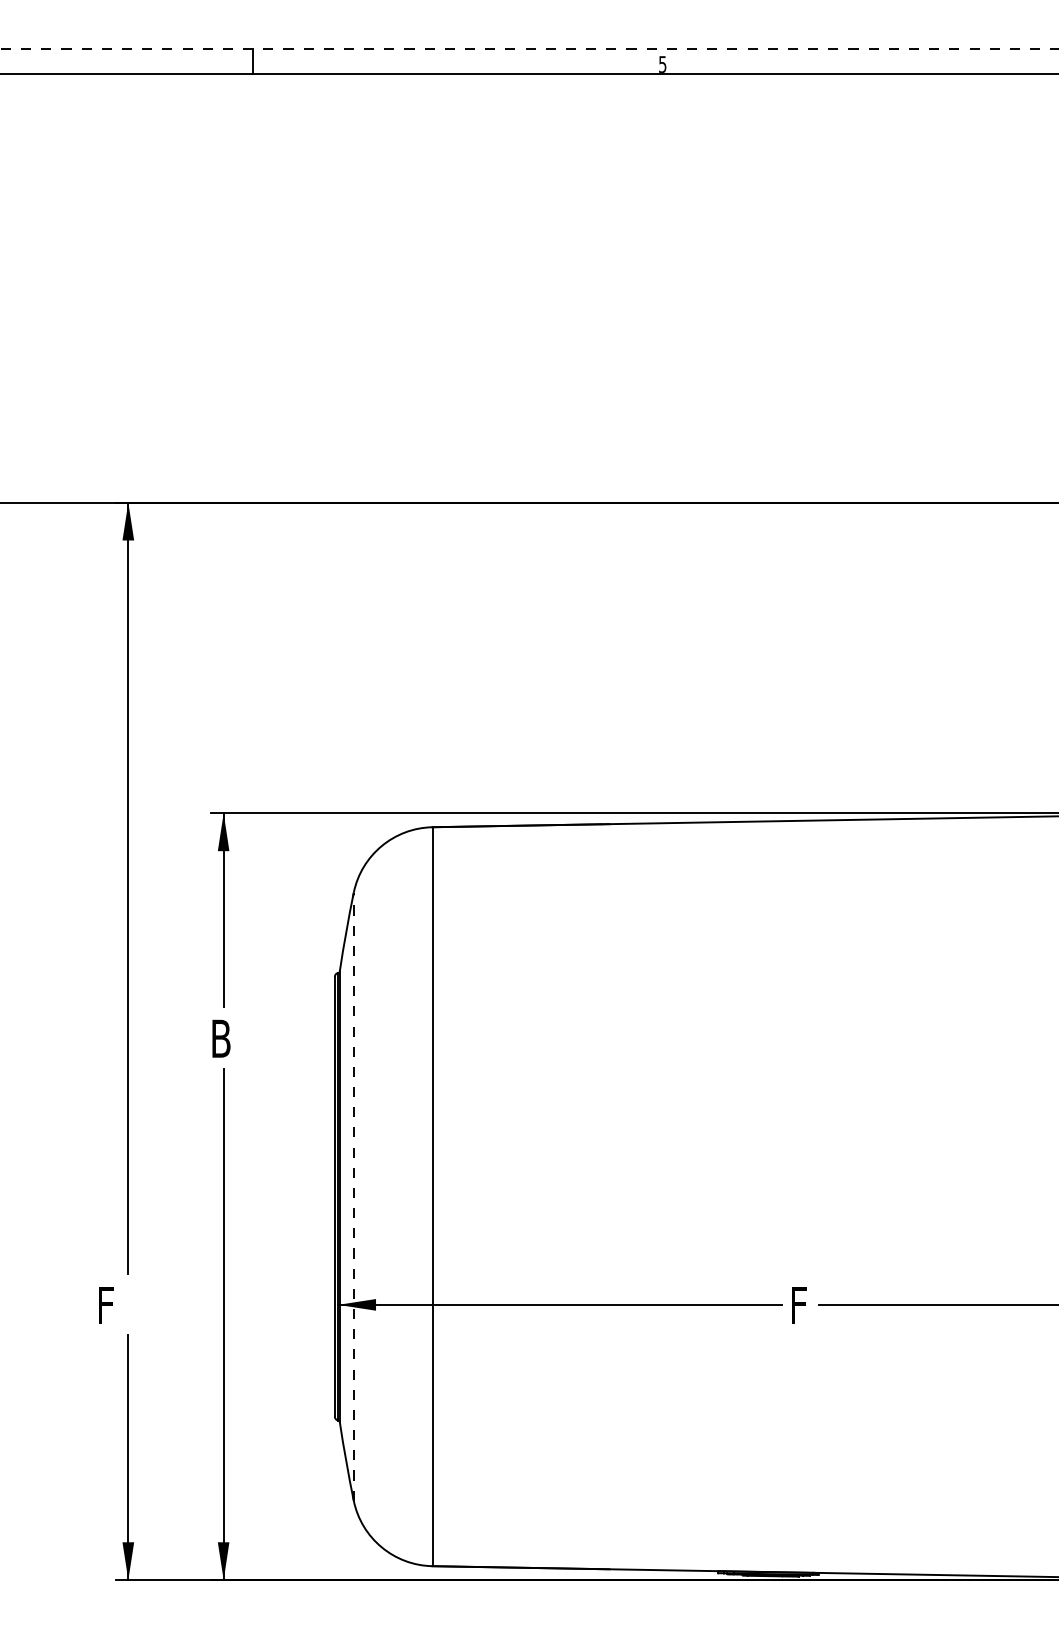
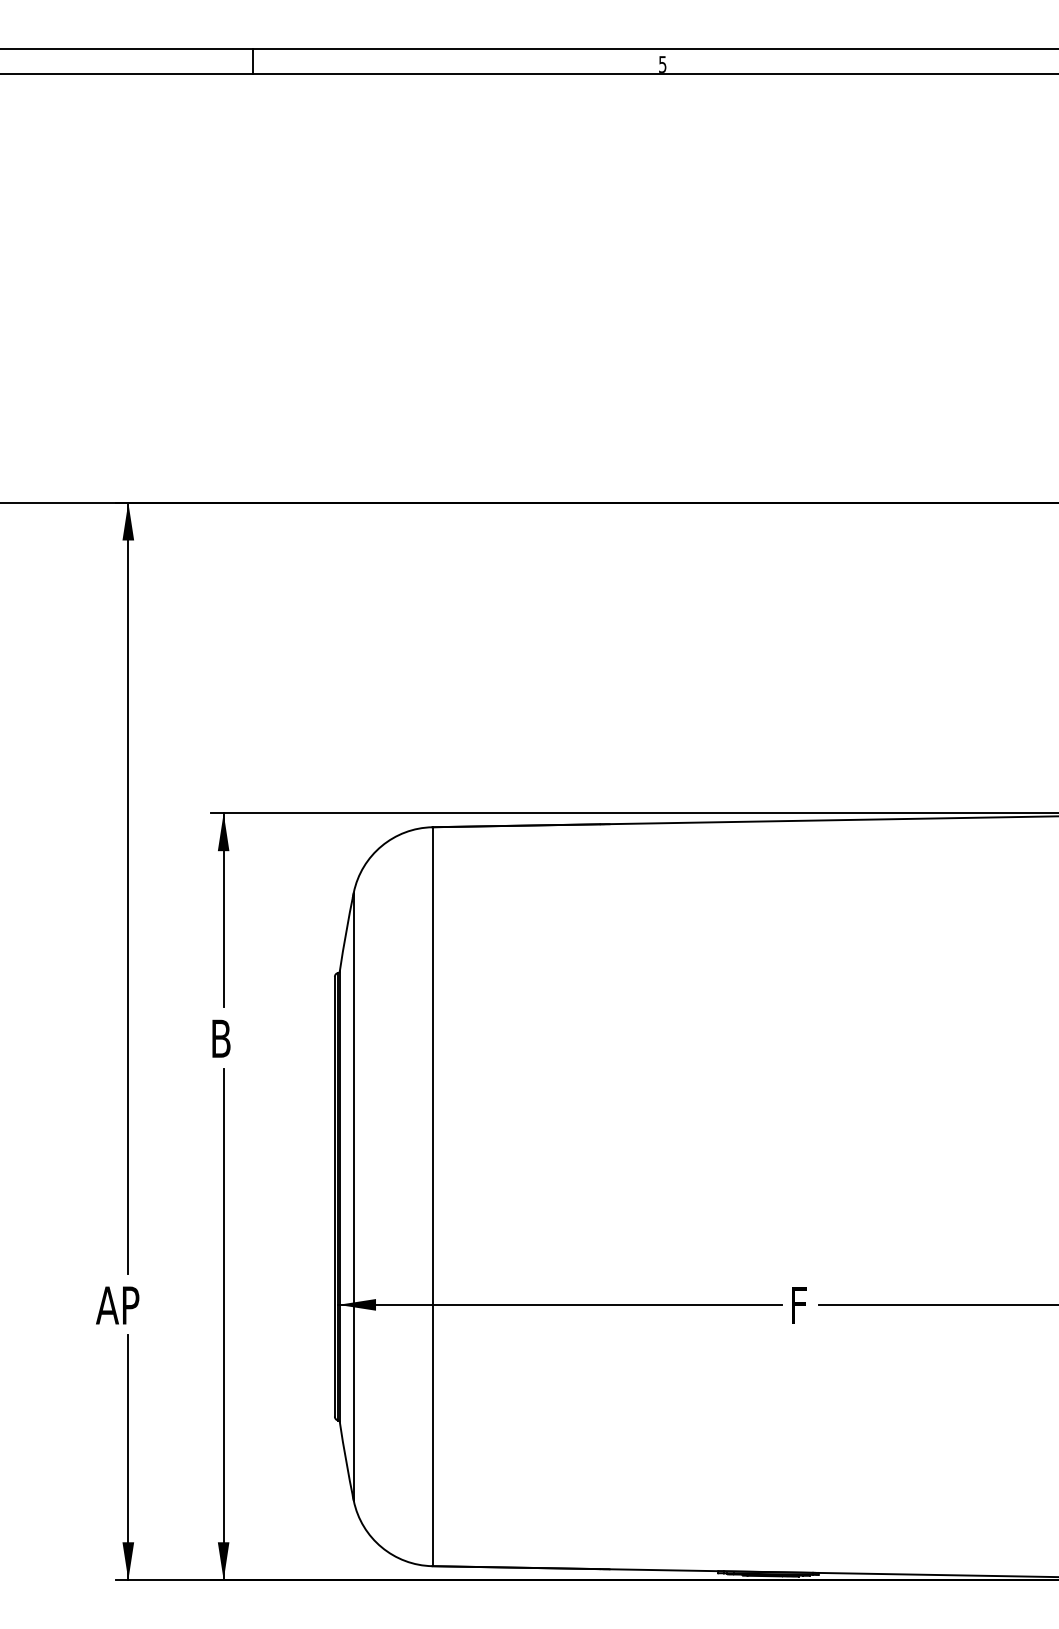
line: dashed -> solid (529, 48)
line: dashed -> solid (353, 1196)
text: F -> AP (117, 1305)
